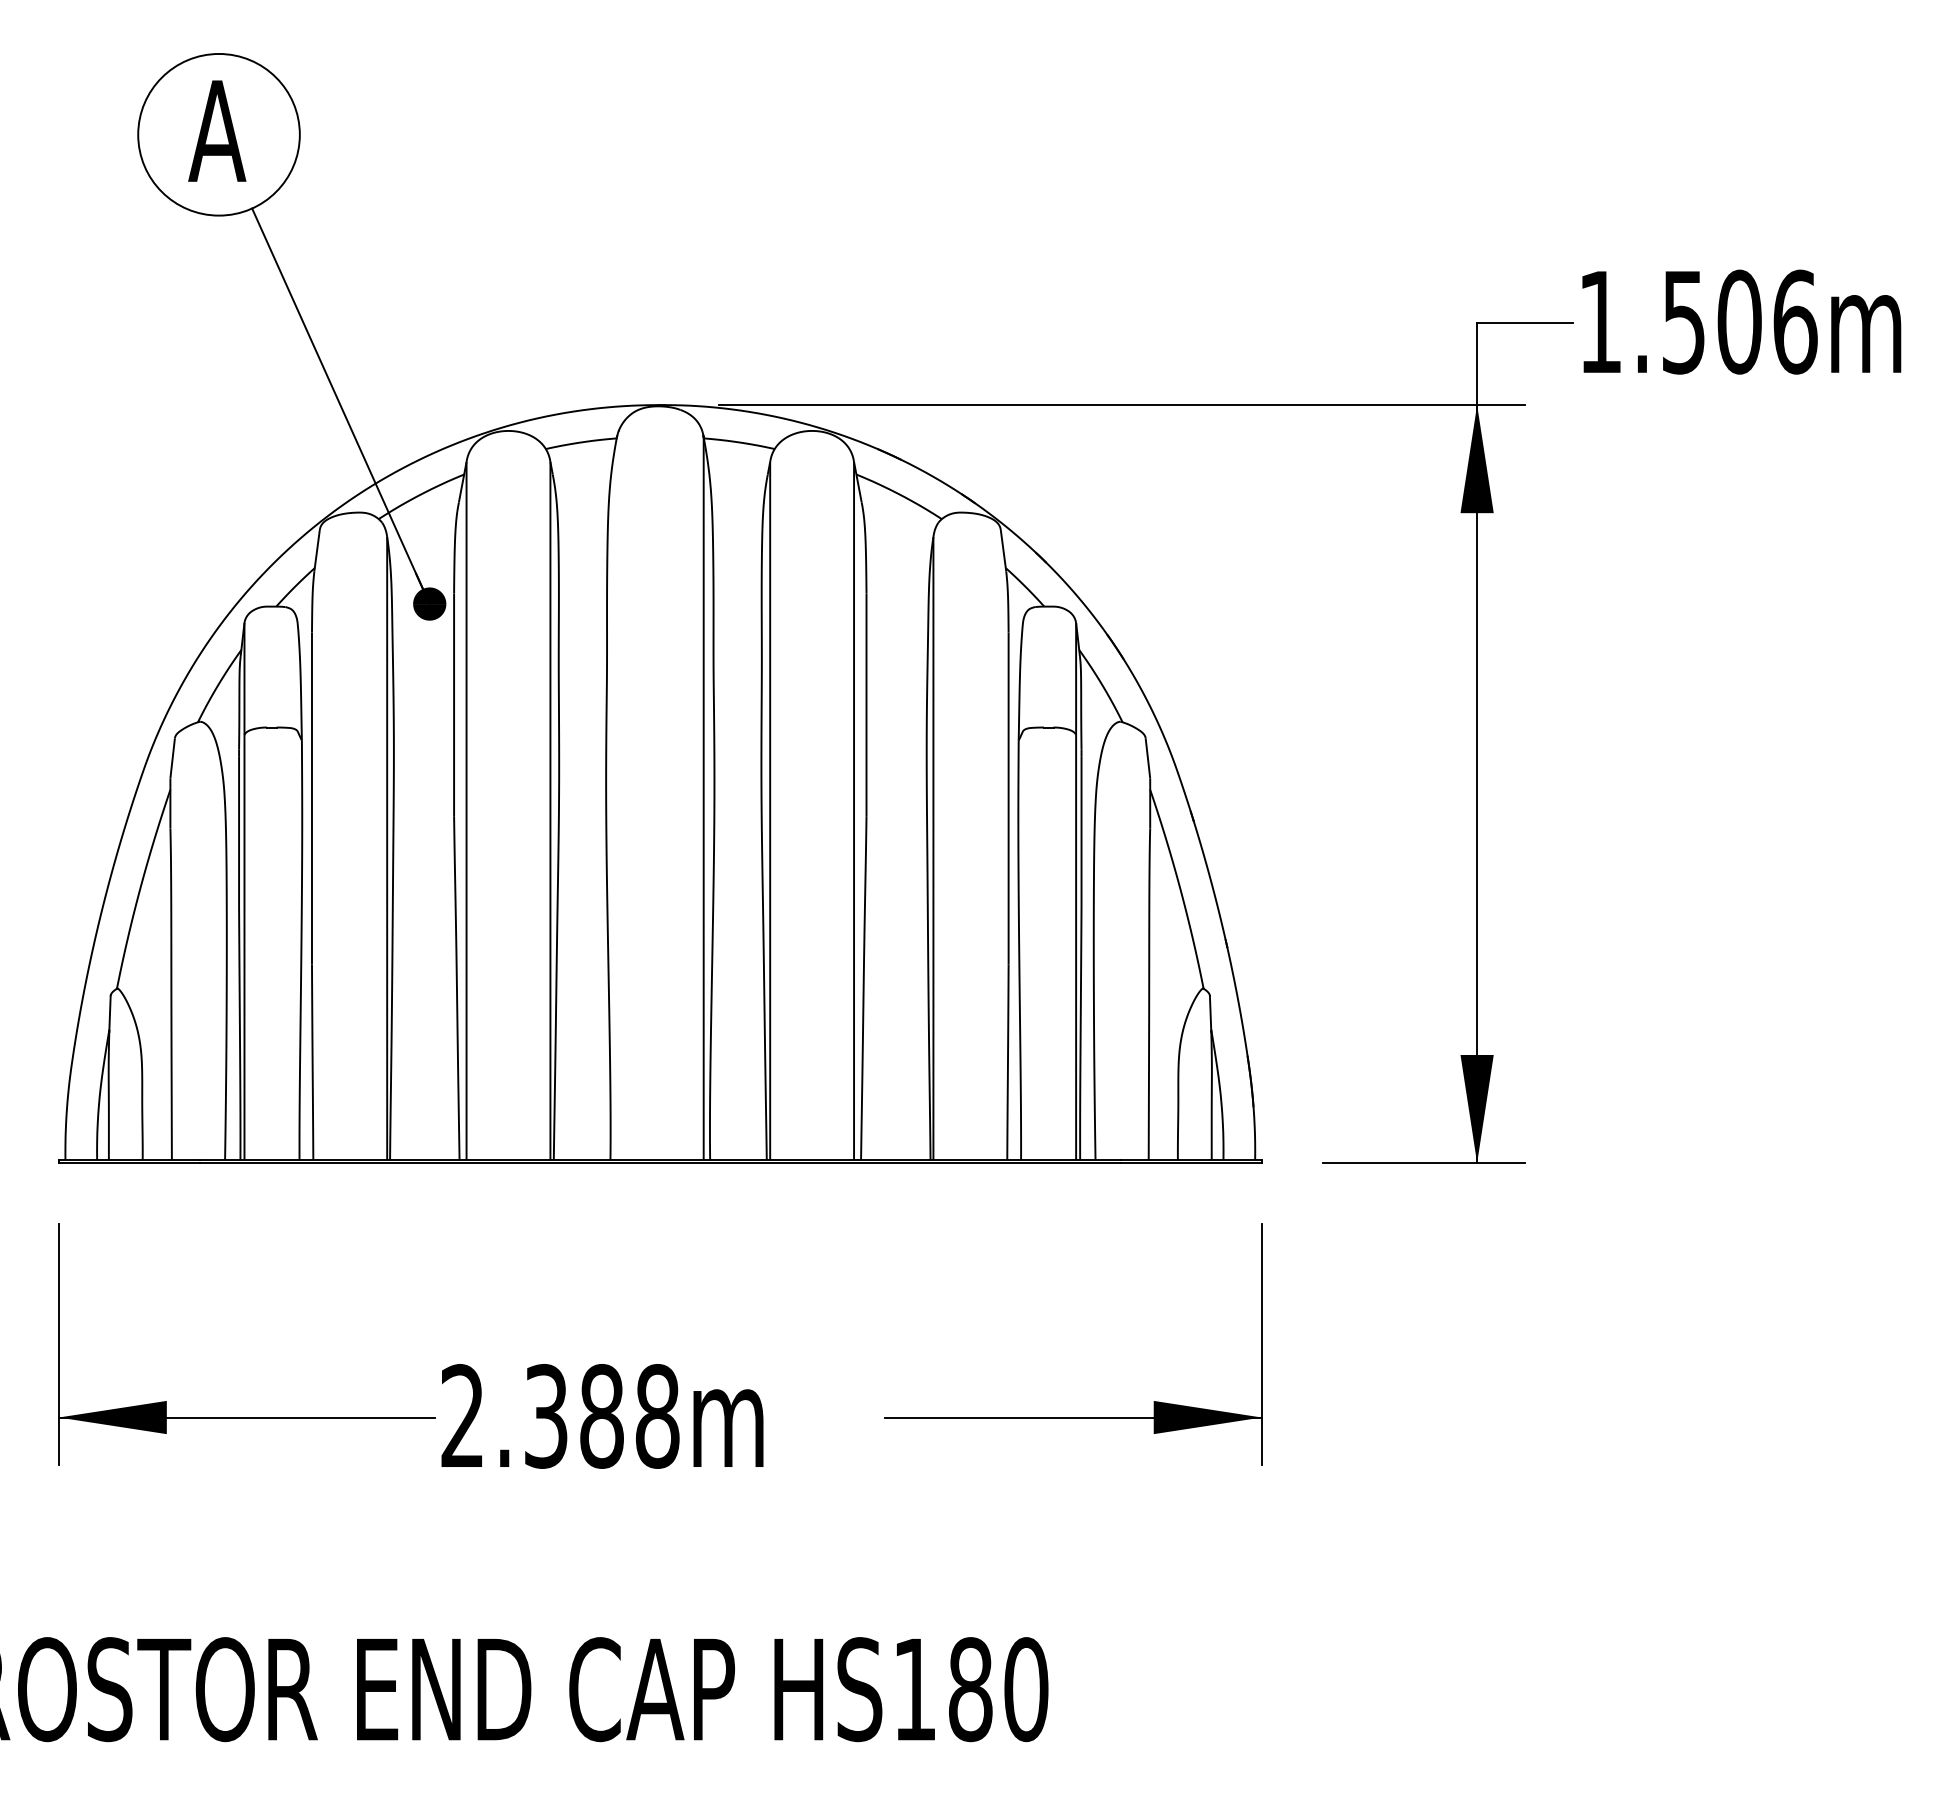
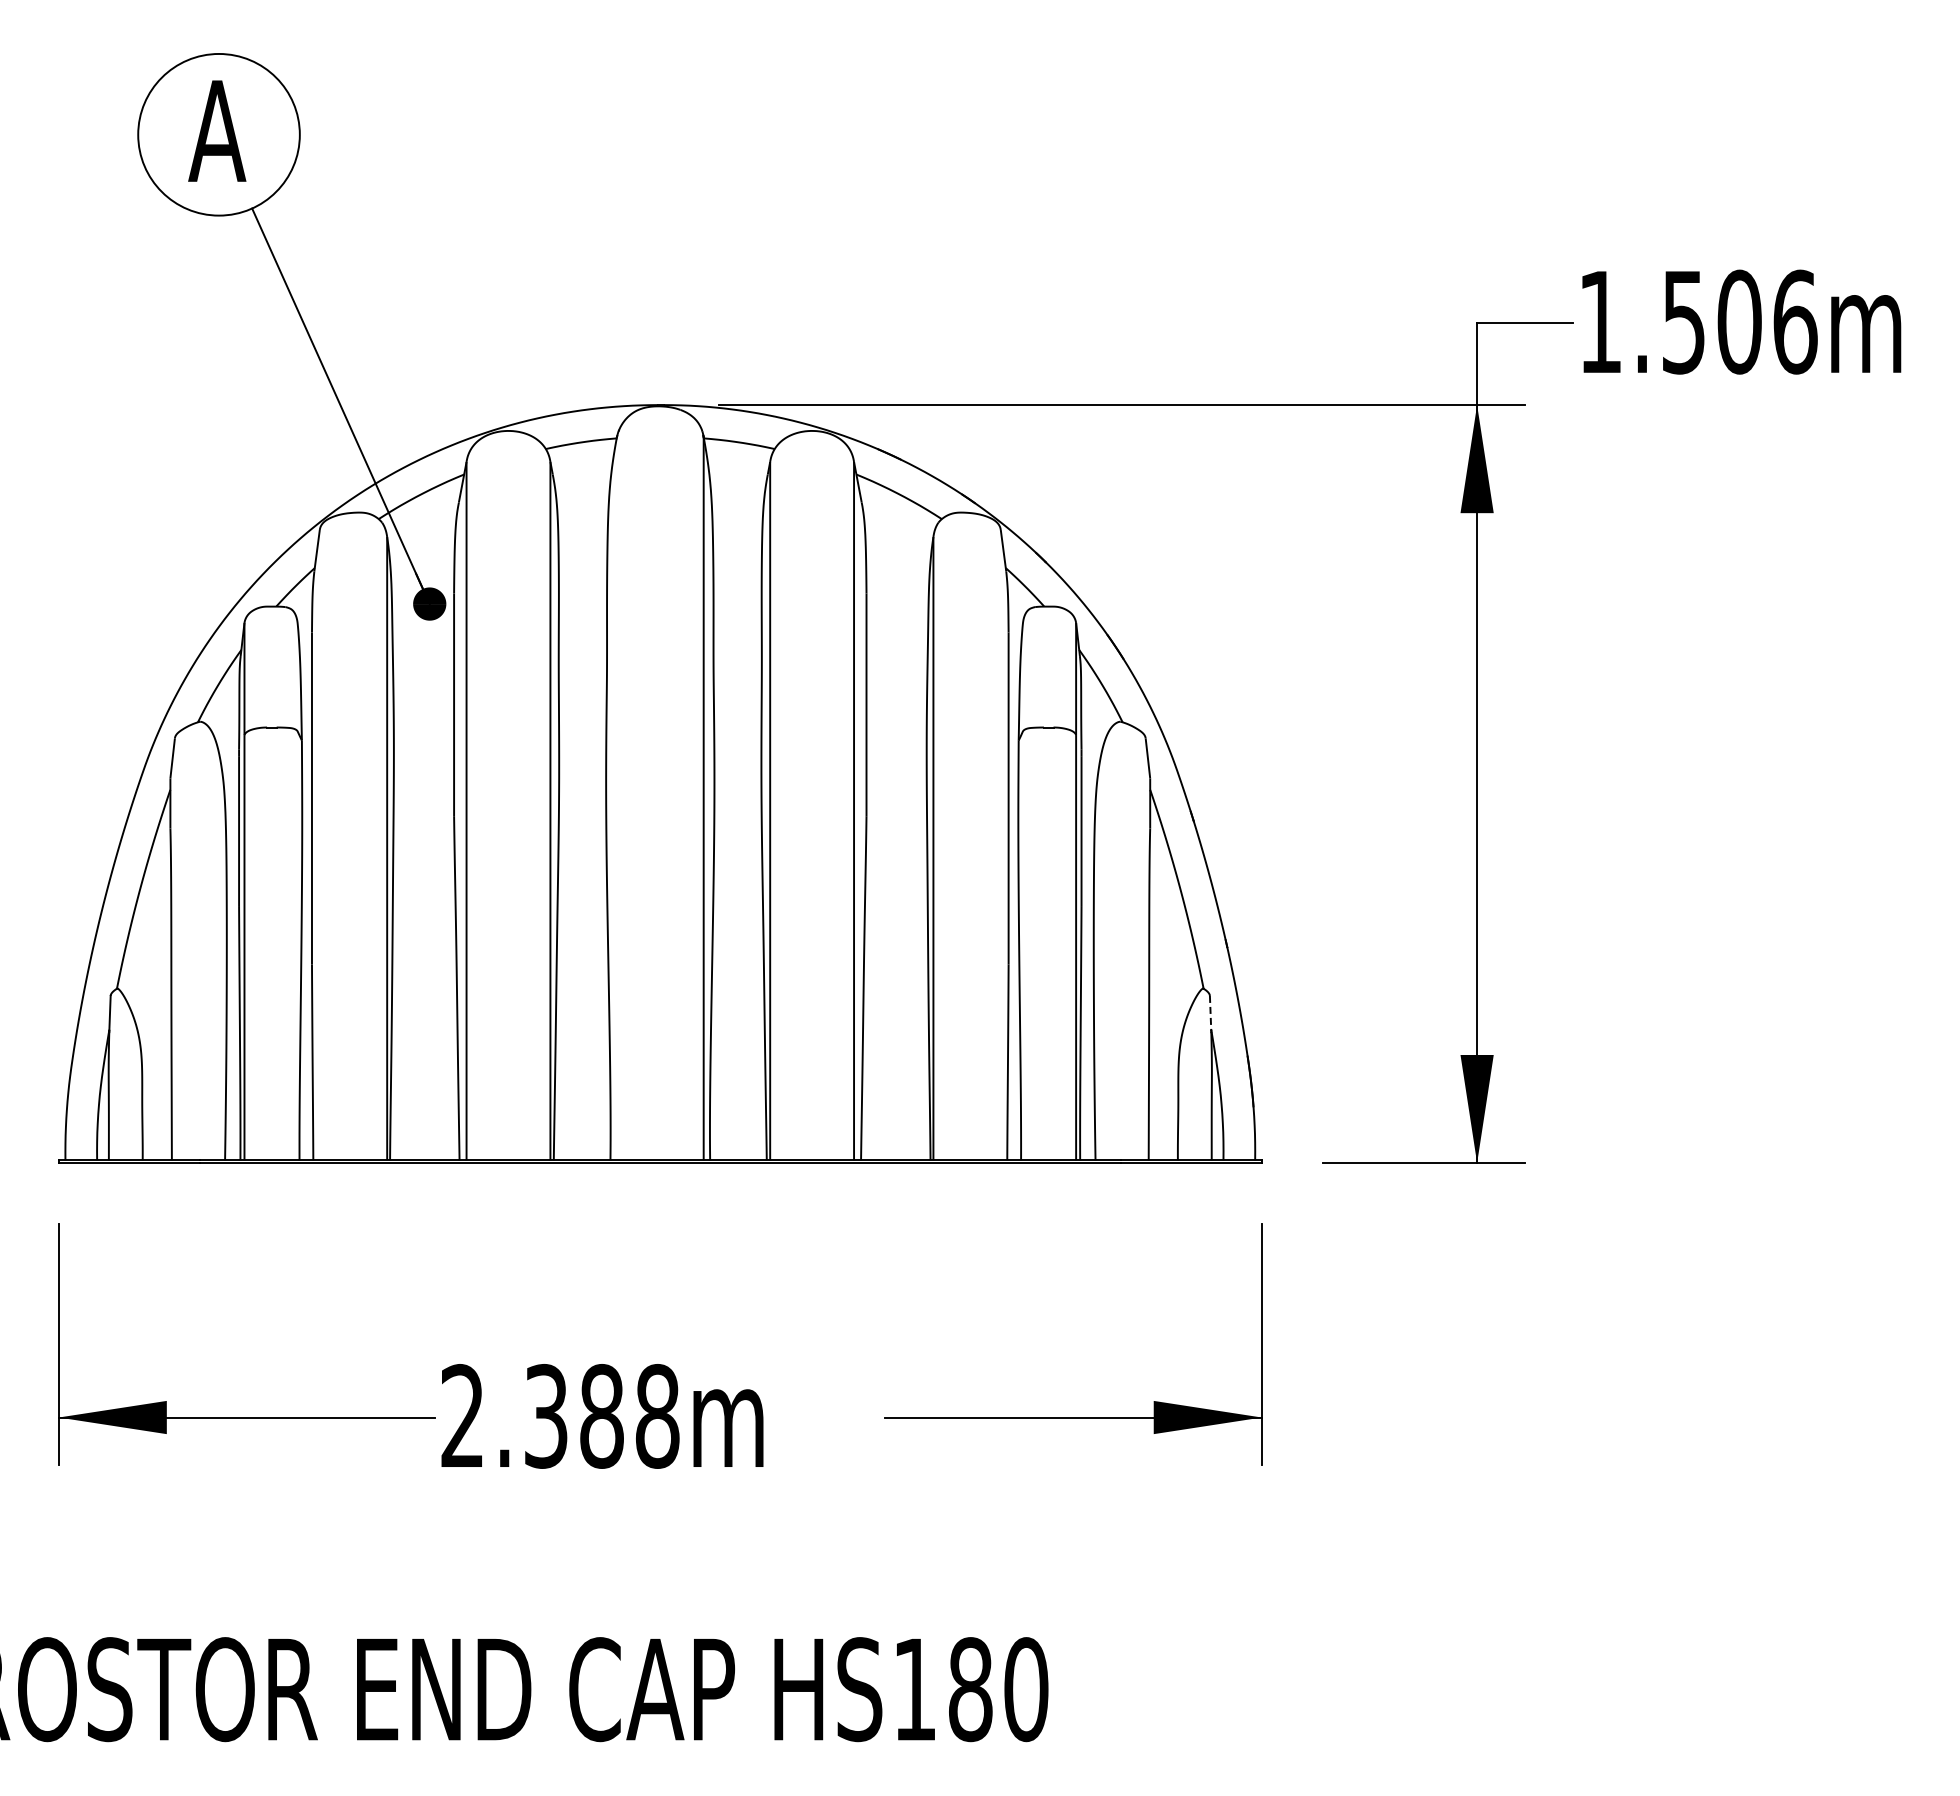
line: solid -> dashed (1210, 1013)
